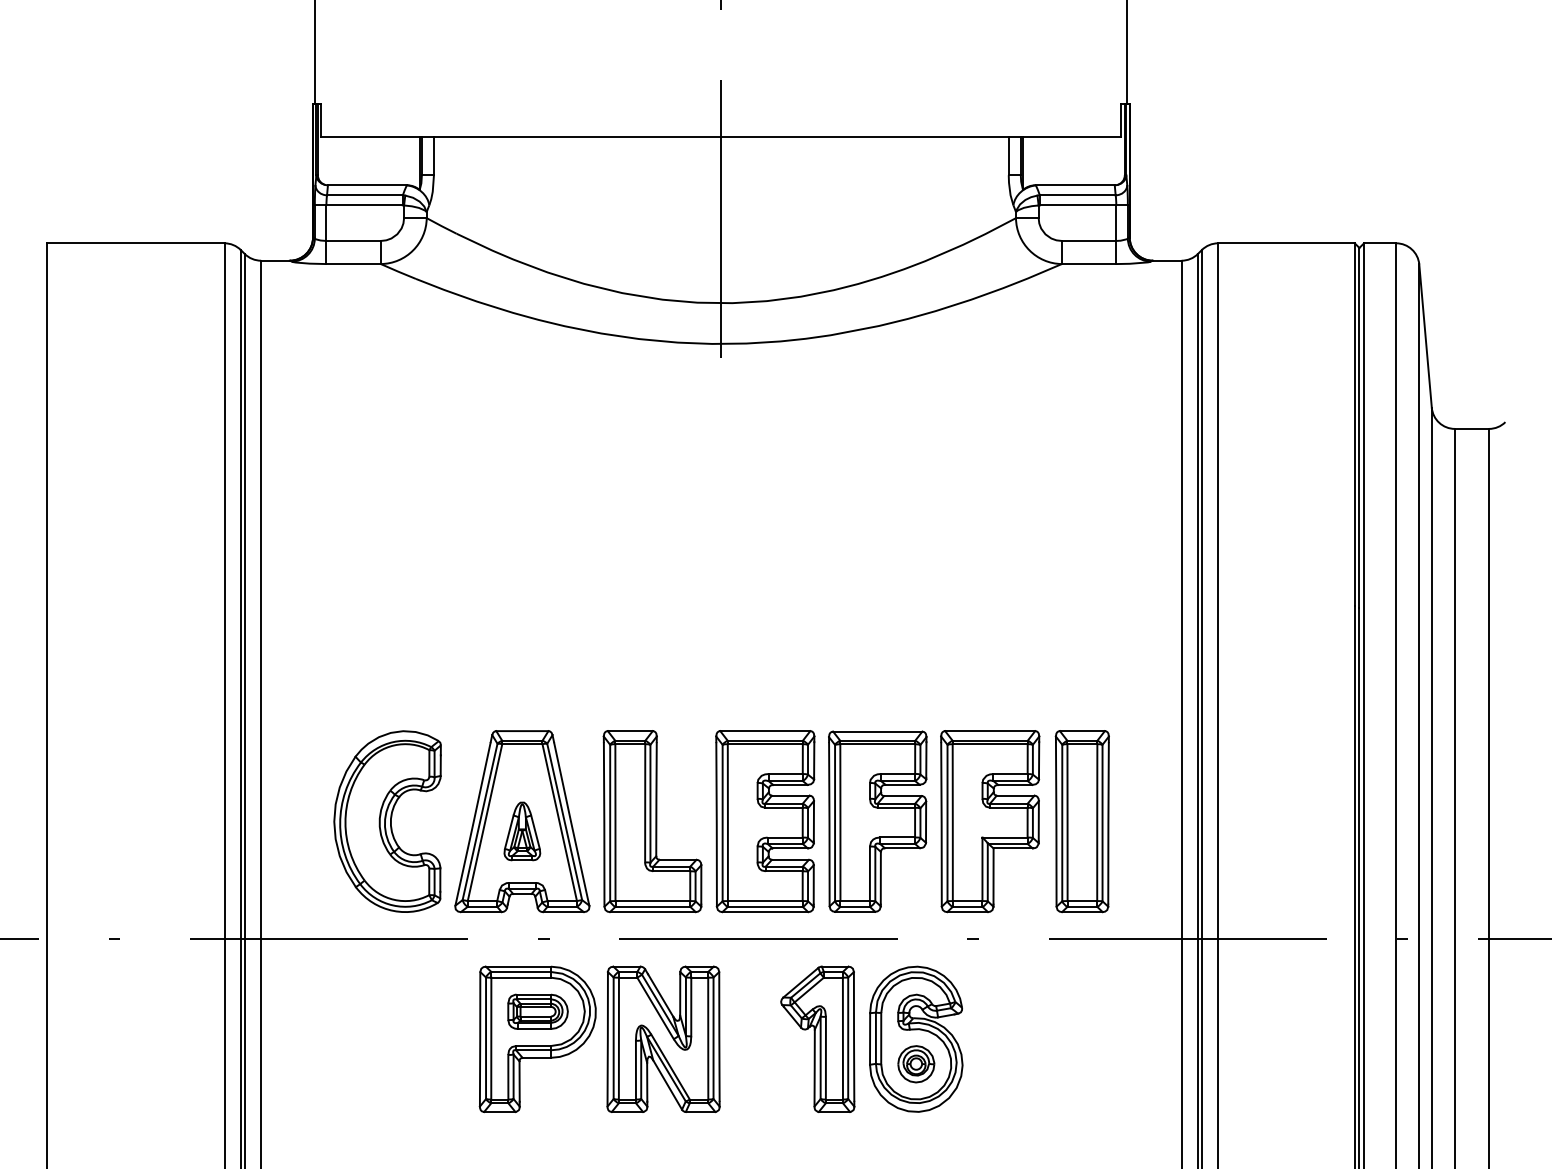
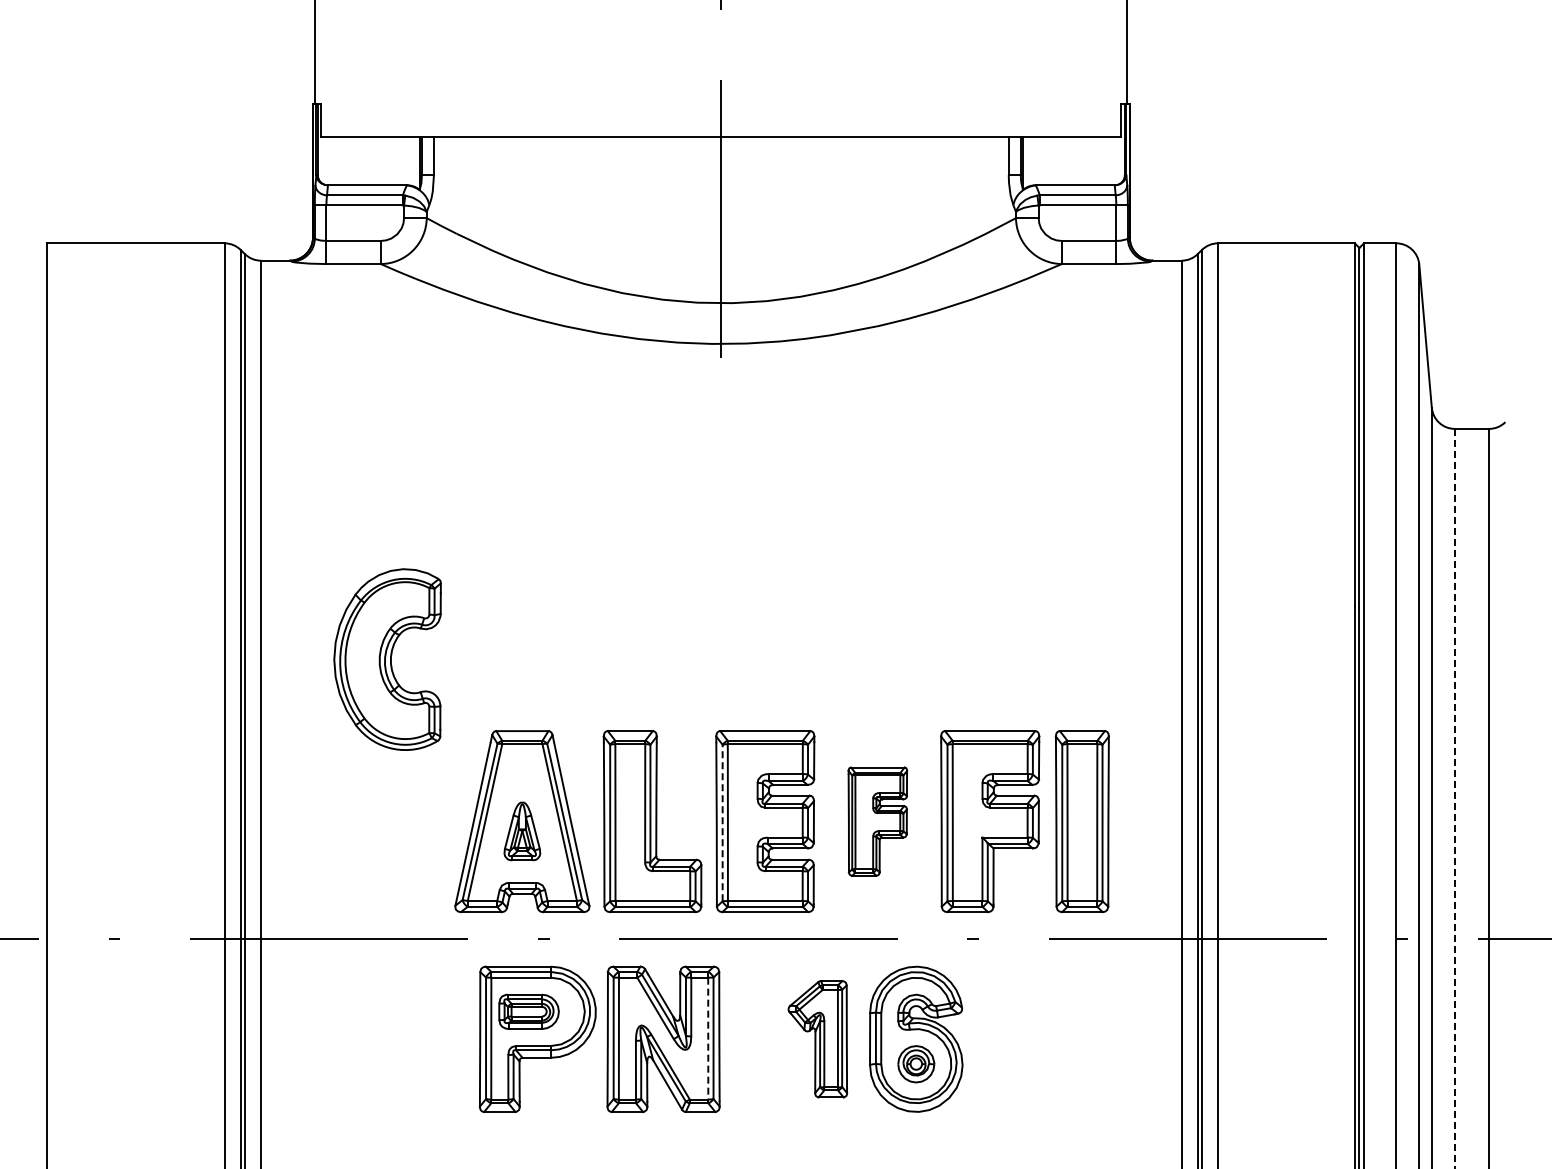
line: solid -> dashed (1454, 798)
part position: (387, 821) -> (387, 659) (387, 659)
part size: 100x183 px -> 62x111 px (877, 821)
line: solid -> dashed (722, 822)
part position: (537, 1011) -> (528, 1011) (528, 1011)
line: solid -> dashed (708, 1038)
part size: 76x148 px -> 62x119 px (817, 1039)
